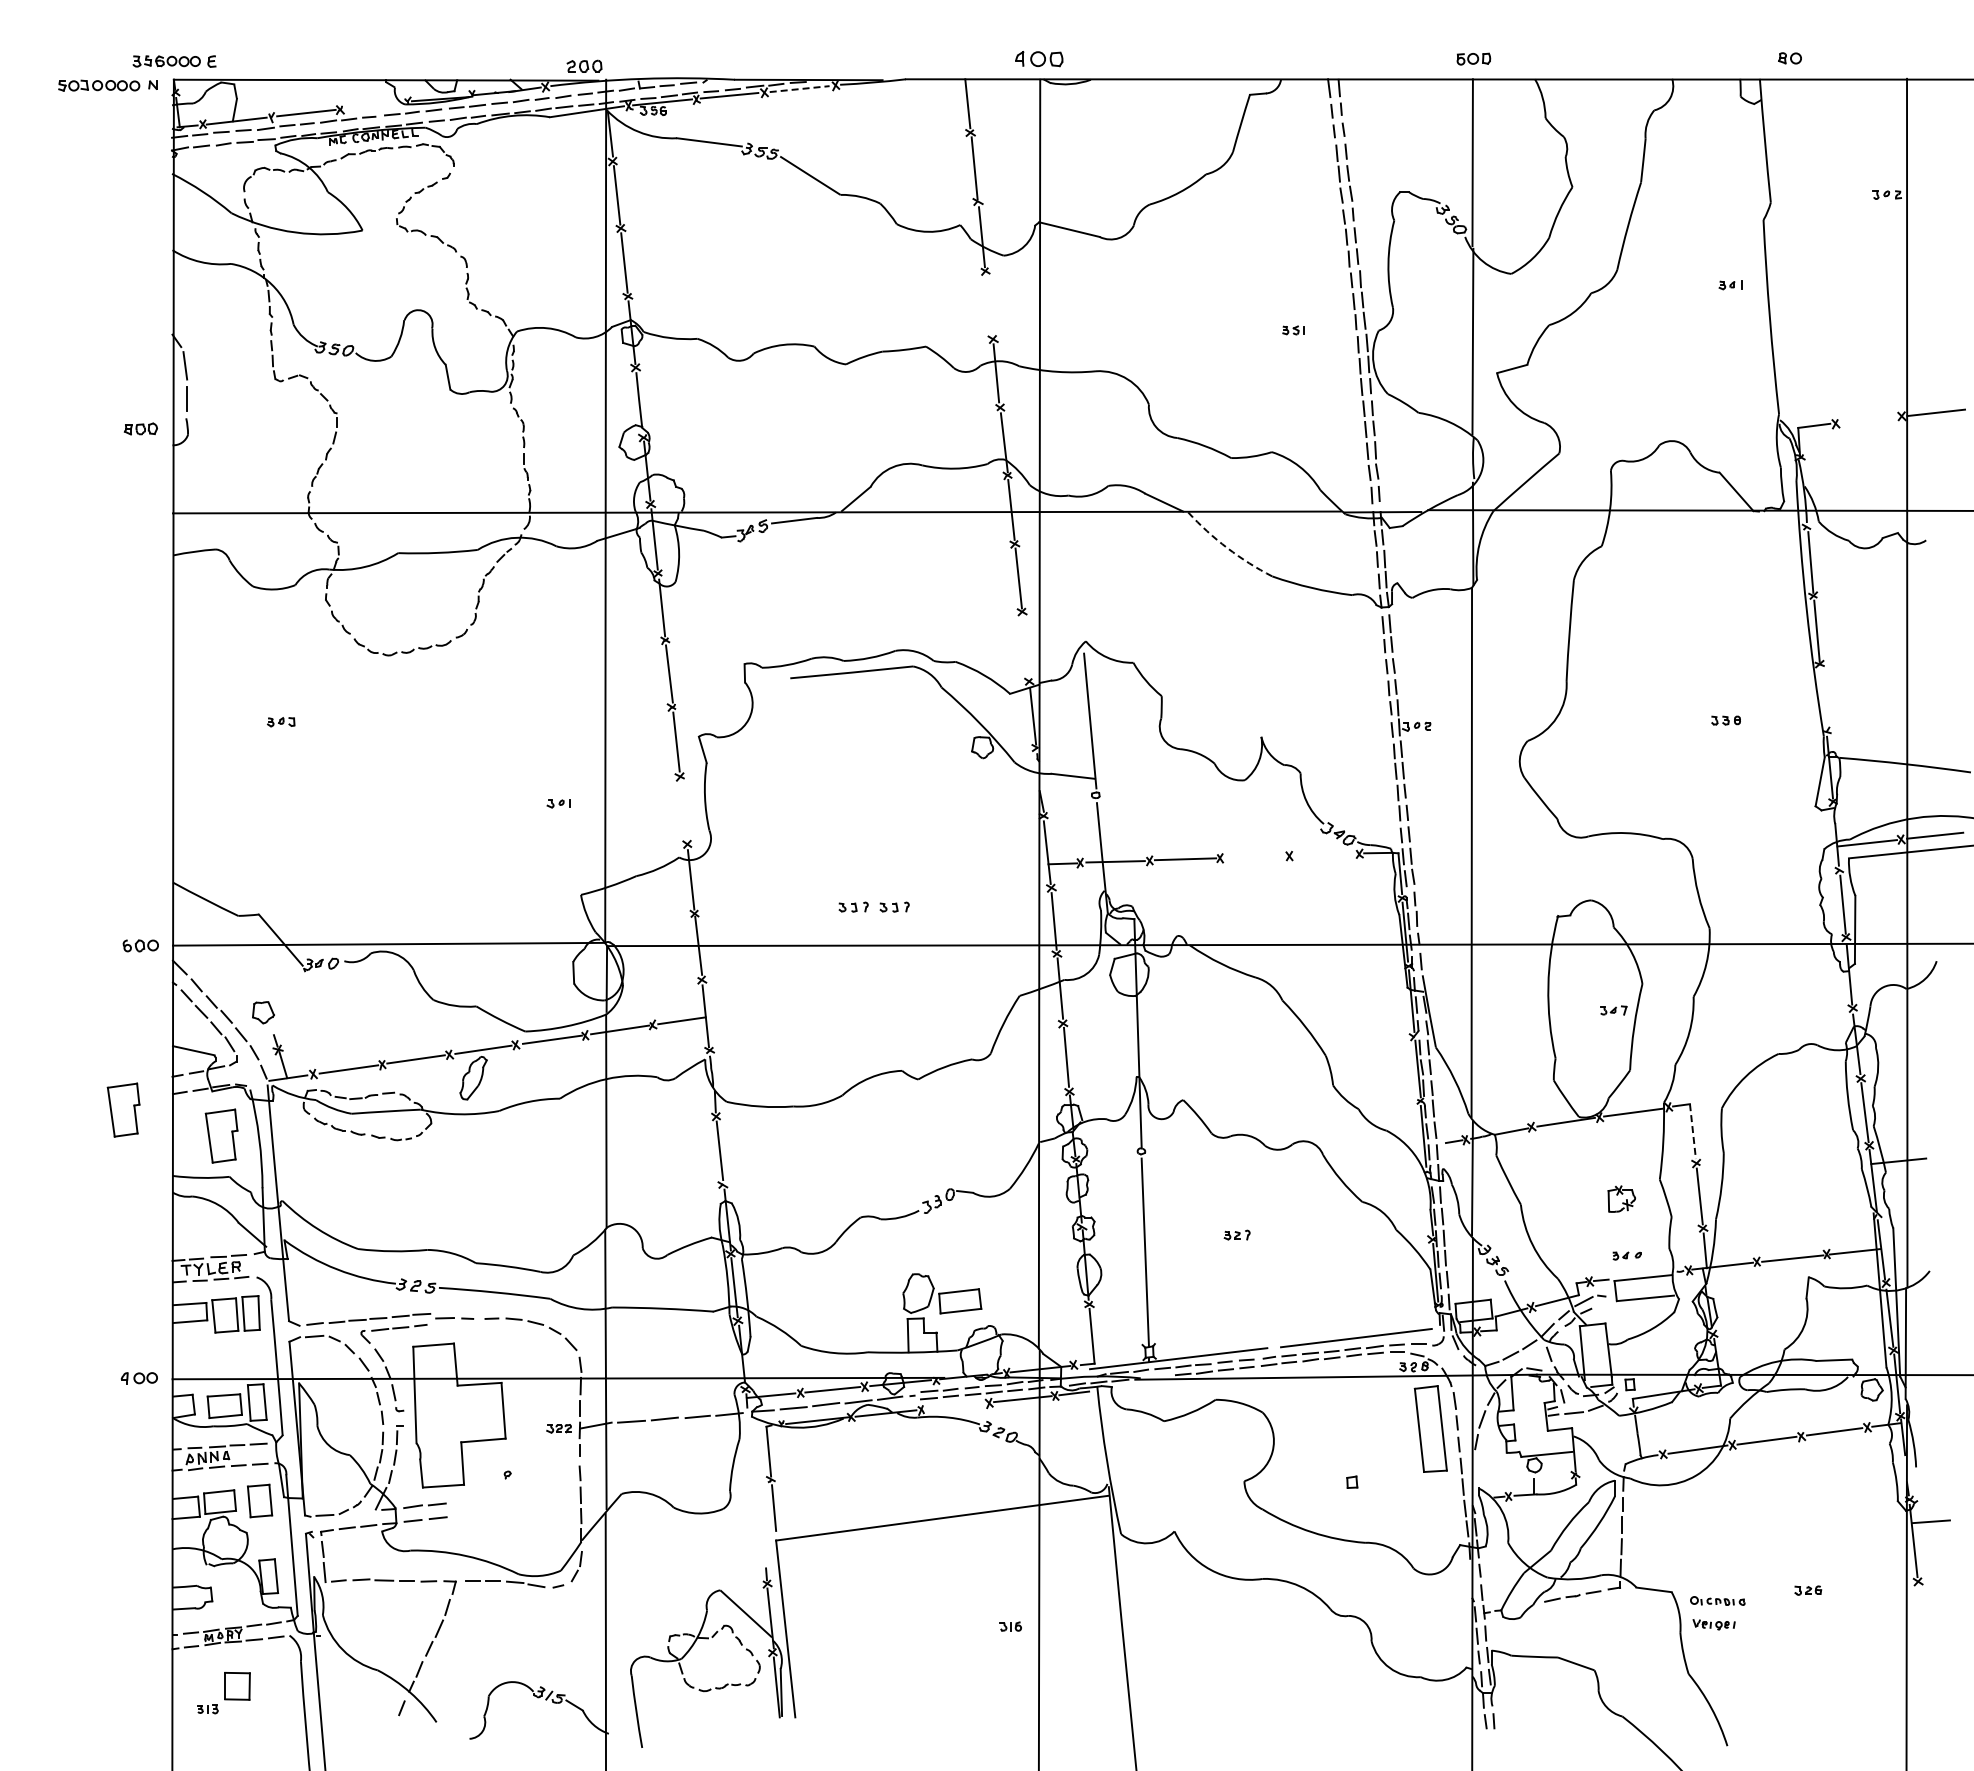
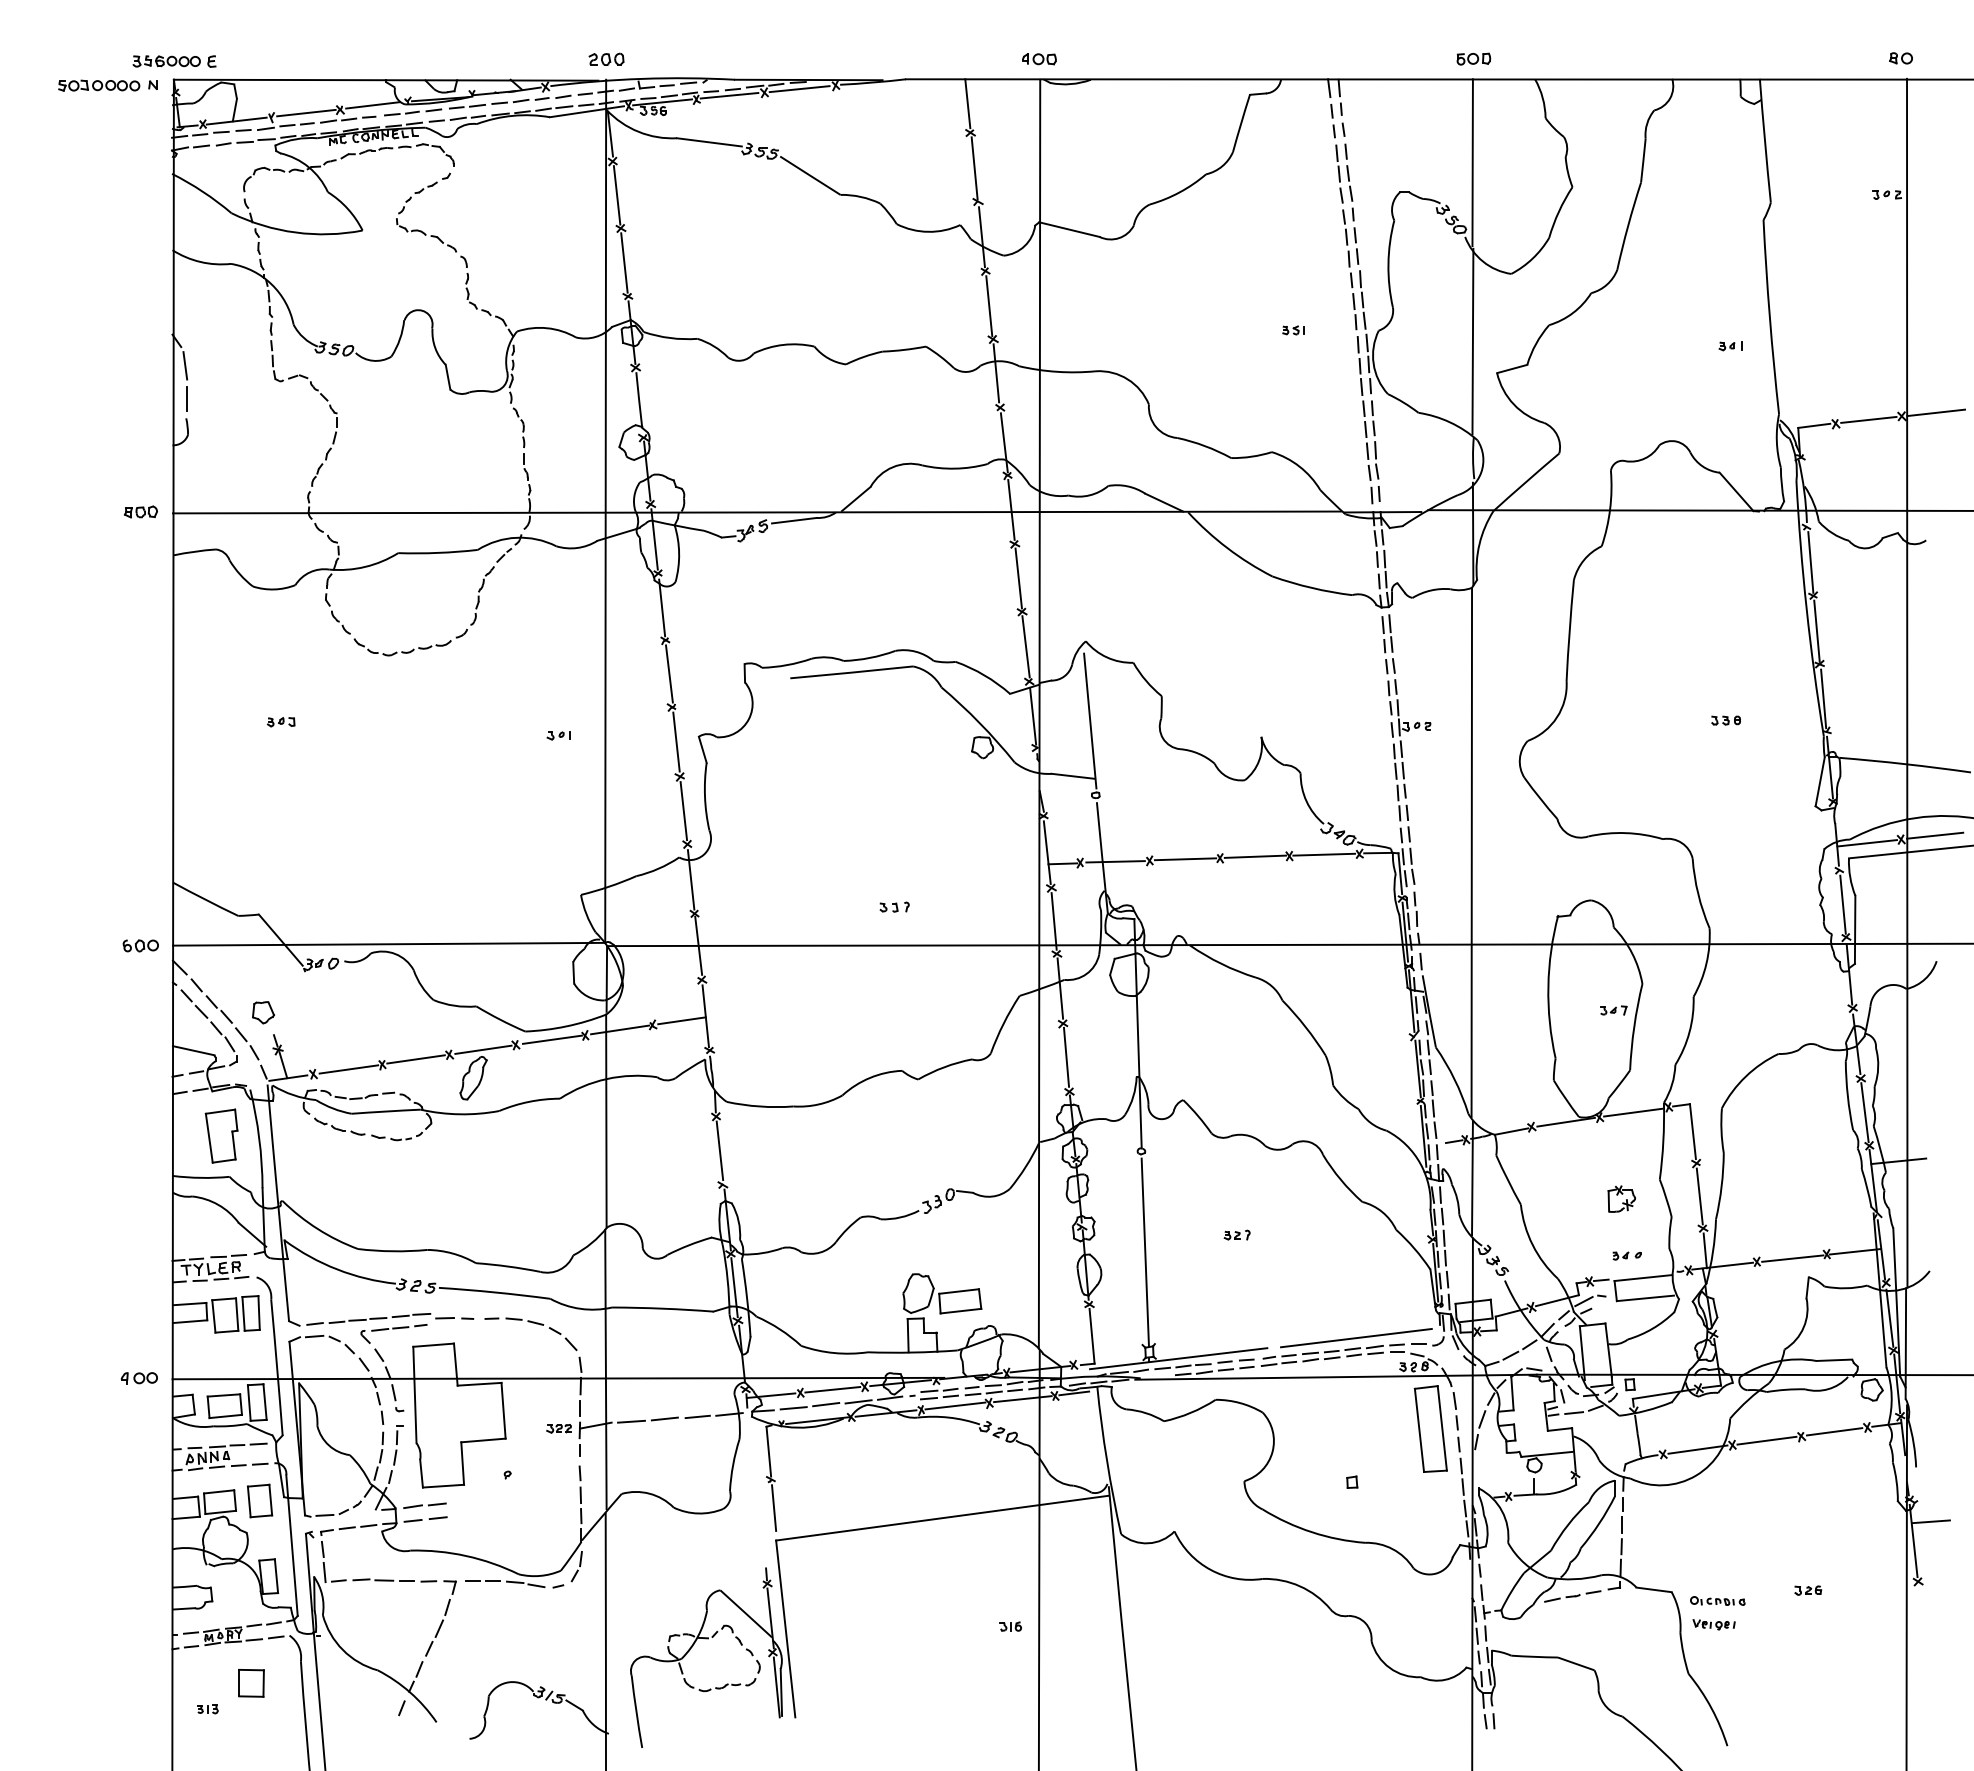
part position: (1789, 58) -> (1900, 58) (1900, 58)
part size: 49x17 px -> 35x13 px (1039, 59)
part position: (584, 65) -> (606, 58) (606, 58)
line: dashed -> solid (800, 89)
line: none -> present (373, 105)
part position: (1730, 285) -> (1730, 346) (1730, 346)
line: none -> present (989, 306)
line: none -> present (1868, 419)
part position: (140, 428) -> (140, 511) (140, 511)
arc: dashed -> solid (1227, 548)
line: none -> present (1025, 646)
line: none -> present (1823, 698)
part position: (558, 803) -> (558, 735) (558, 735)
line: none -> present (683, 811)
line: none -> present (1324, 854)
line: none -> present (1255, 856)
part: present -> none (853, 906)
part: present -> none (123, 1109)
line: dashed -> solid (1692, 1131)
line: none -> present (955, 1405)
part position: (237, 1686) -> (251, 1683) (251, 1683)
